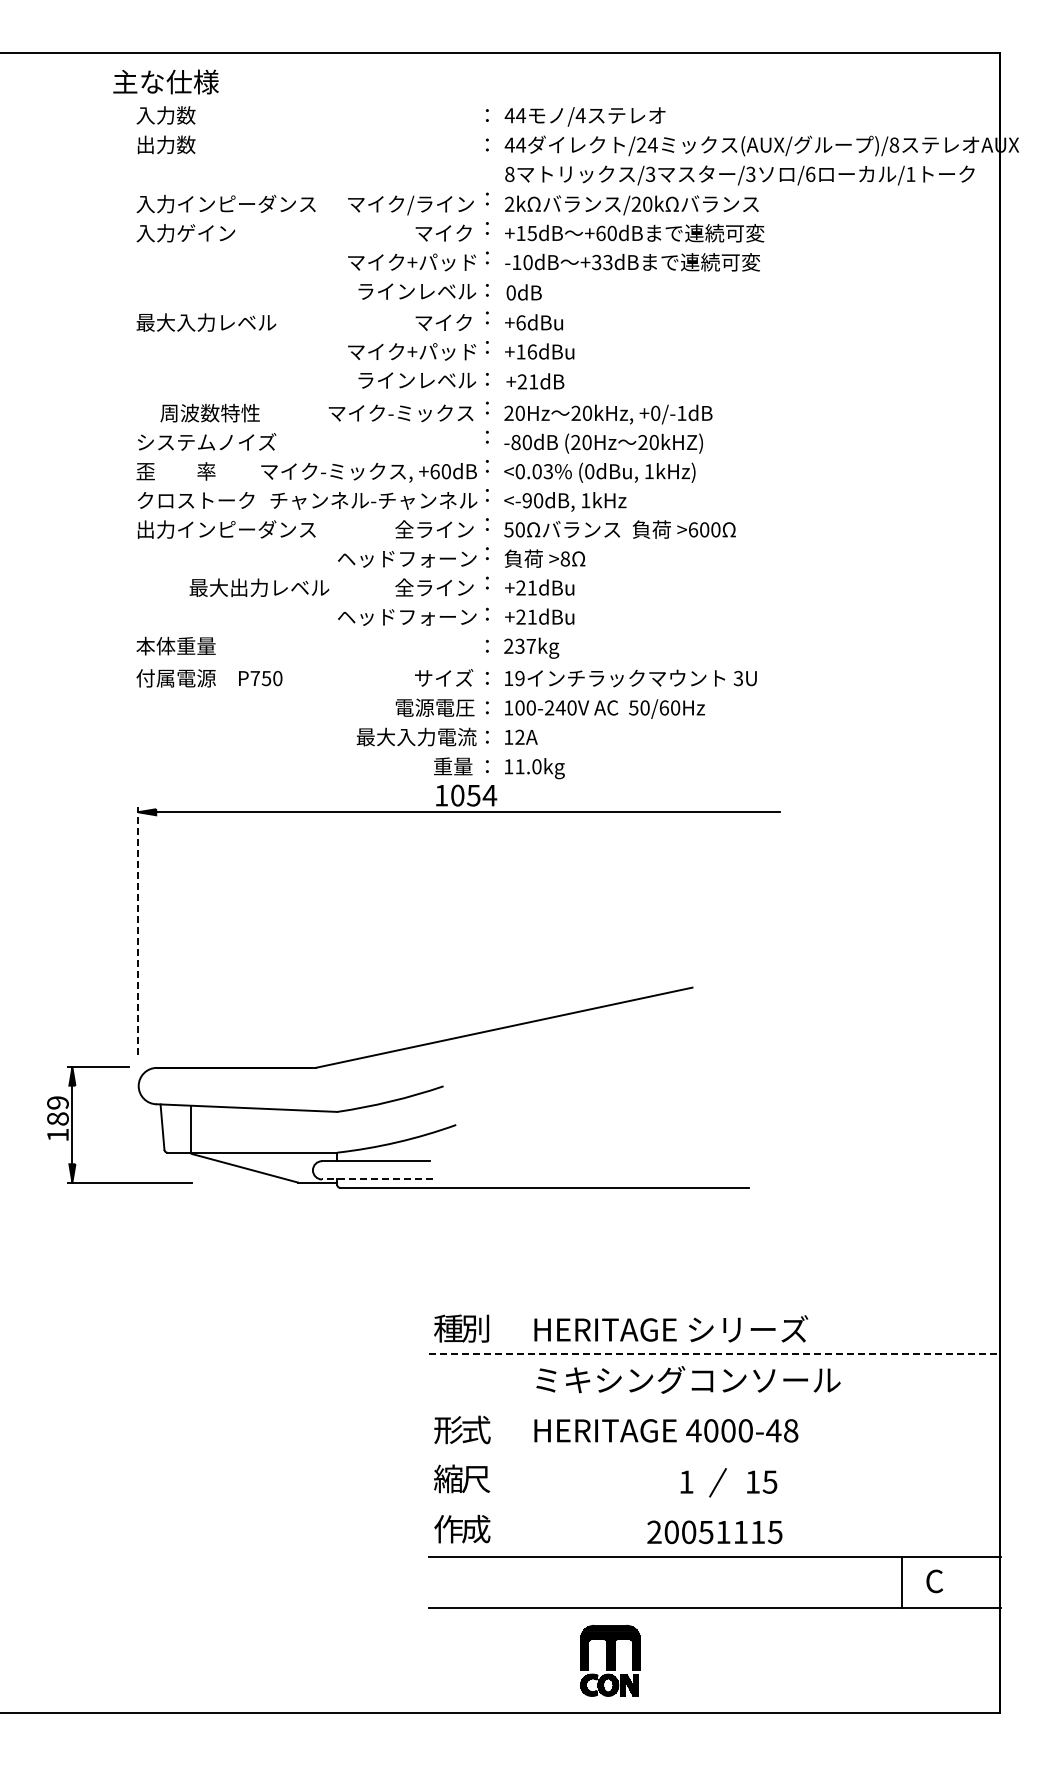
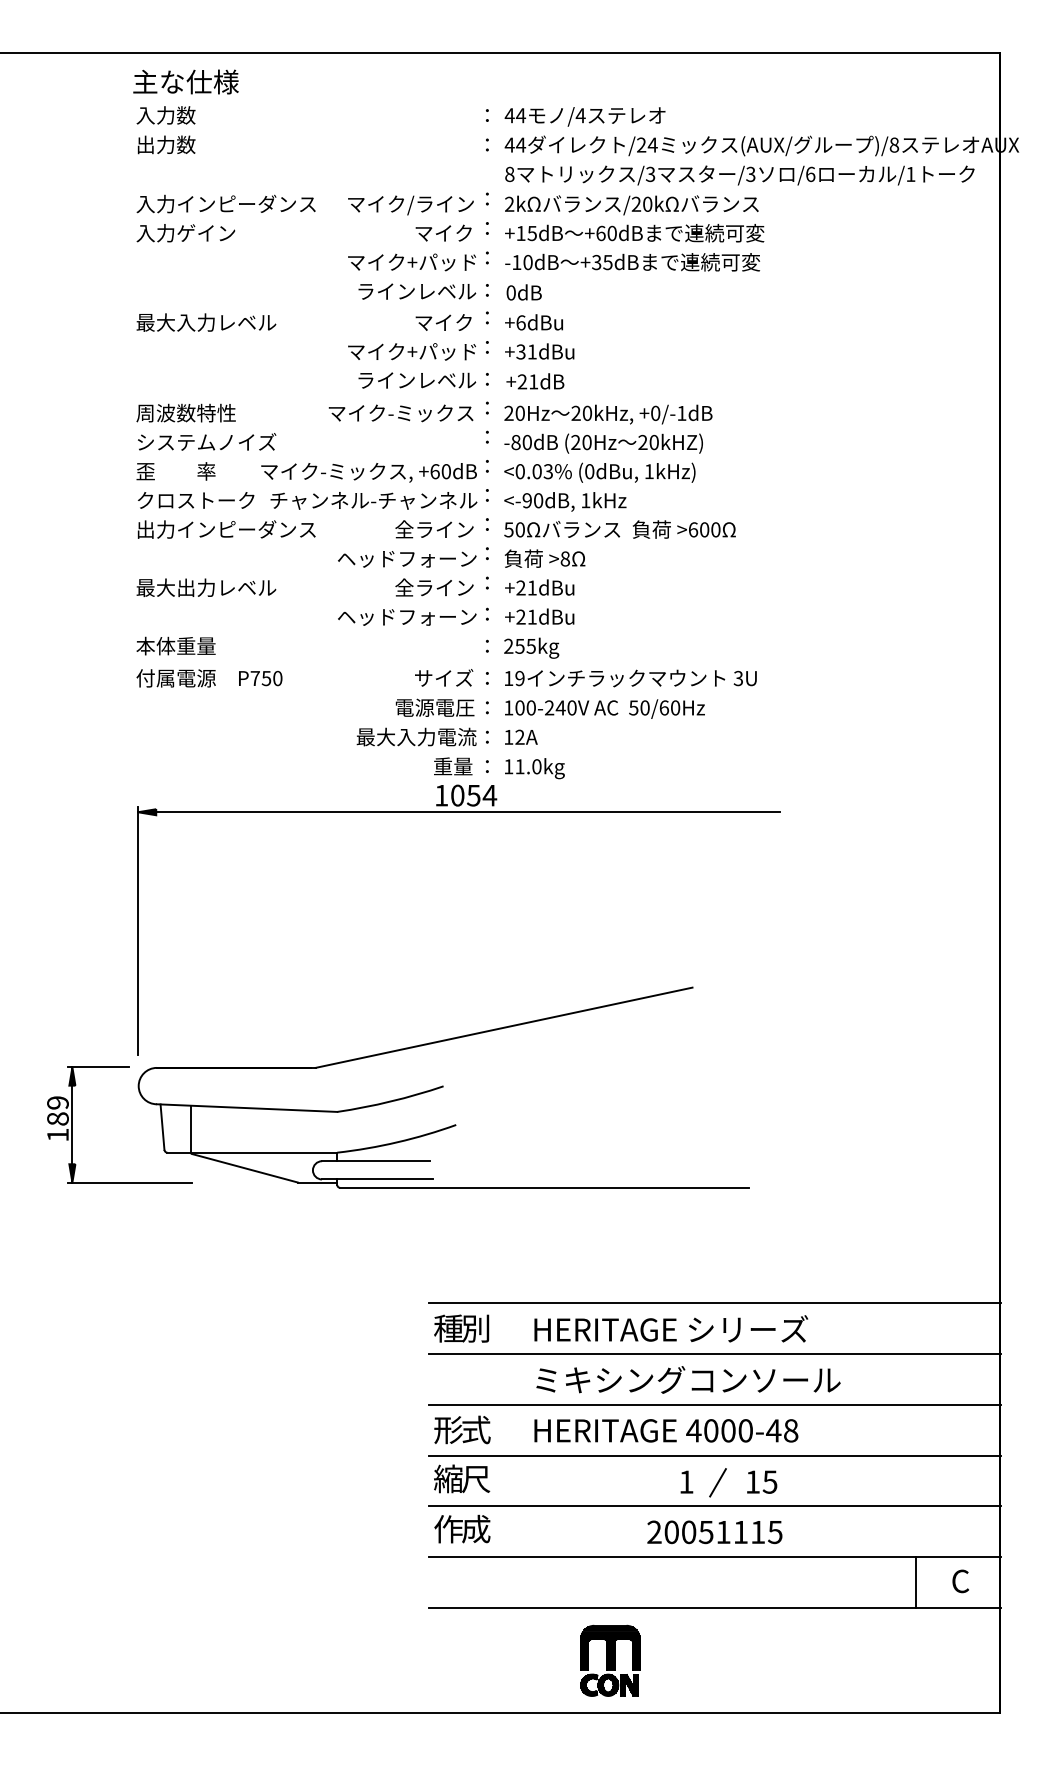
text position: (165, 81) -> (185, 81) (185, 81)
text: +33dB -> +35dB (607, 261)
text: +16dBu -> +31dBu (526, 351)
text position: (209, 412) -> (185, 412) (185, 412)
text position: (259, 587) -> (206, 587) (206, 587)
text: 237kg -> 255kg (525, 645)
line: dashed -> solid (138, 931)
line: dashed -> solid (376, 1179)
line: none -> present (714, 1303)
line: dashed -> solid (714, 1353)
line: none -> present (714, 1404)
line: none -> present (714, 1455)
line: none -> present (714, 1506)
text position: (934, 1581) -> (960, 1581) (960, 1581)
line position: (902, 1582) -> (916, 1582) (916, 1582)
